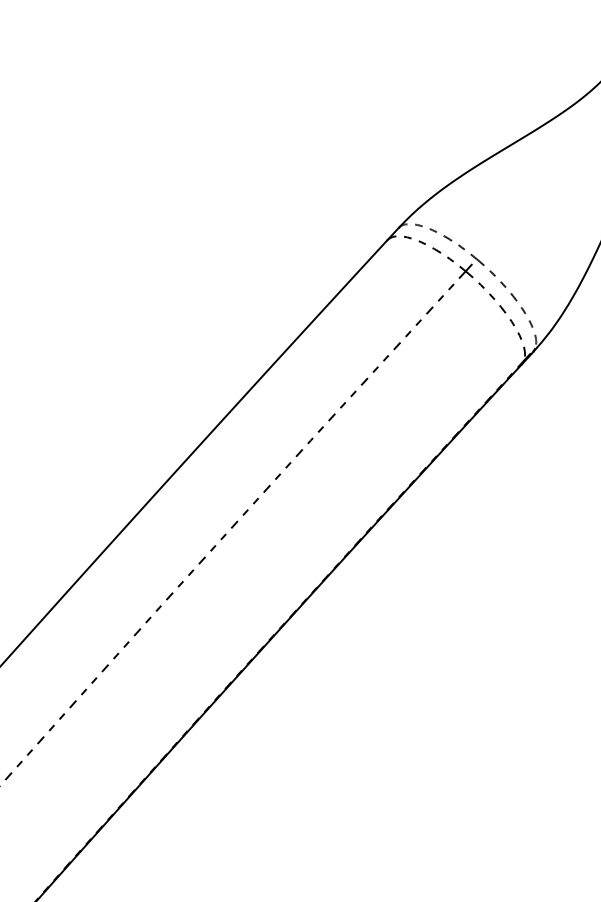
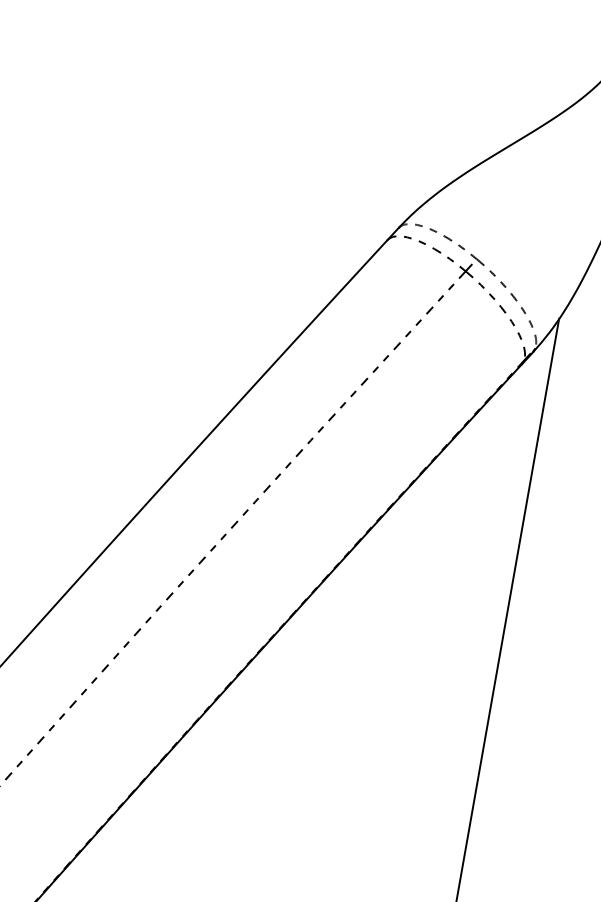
line: none -> present (508, 608)
